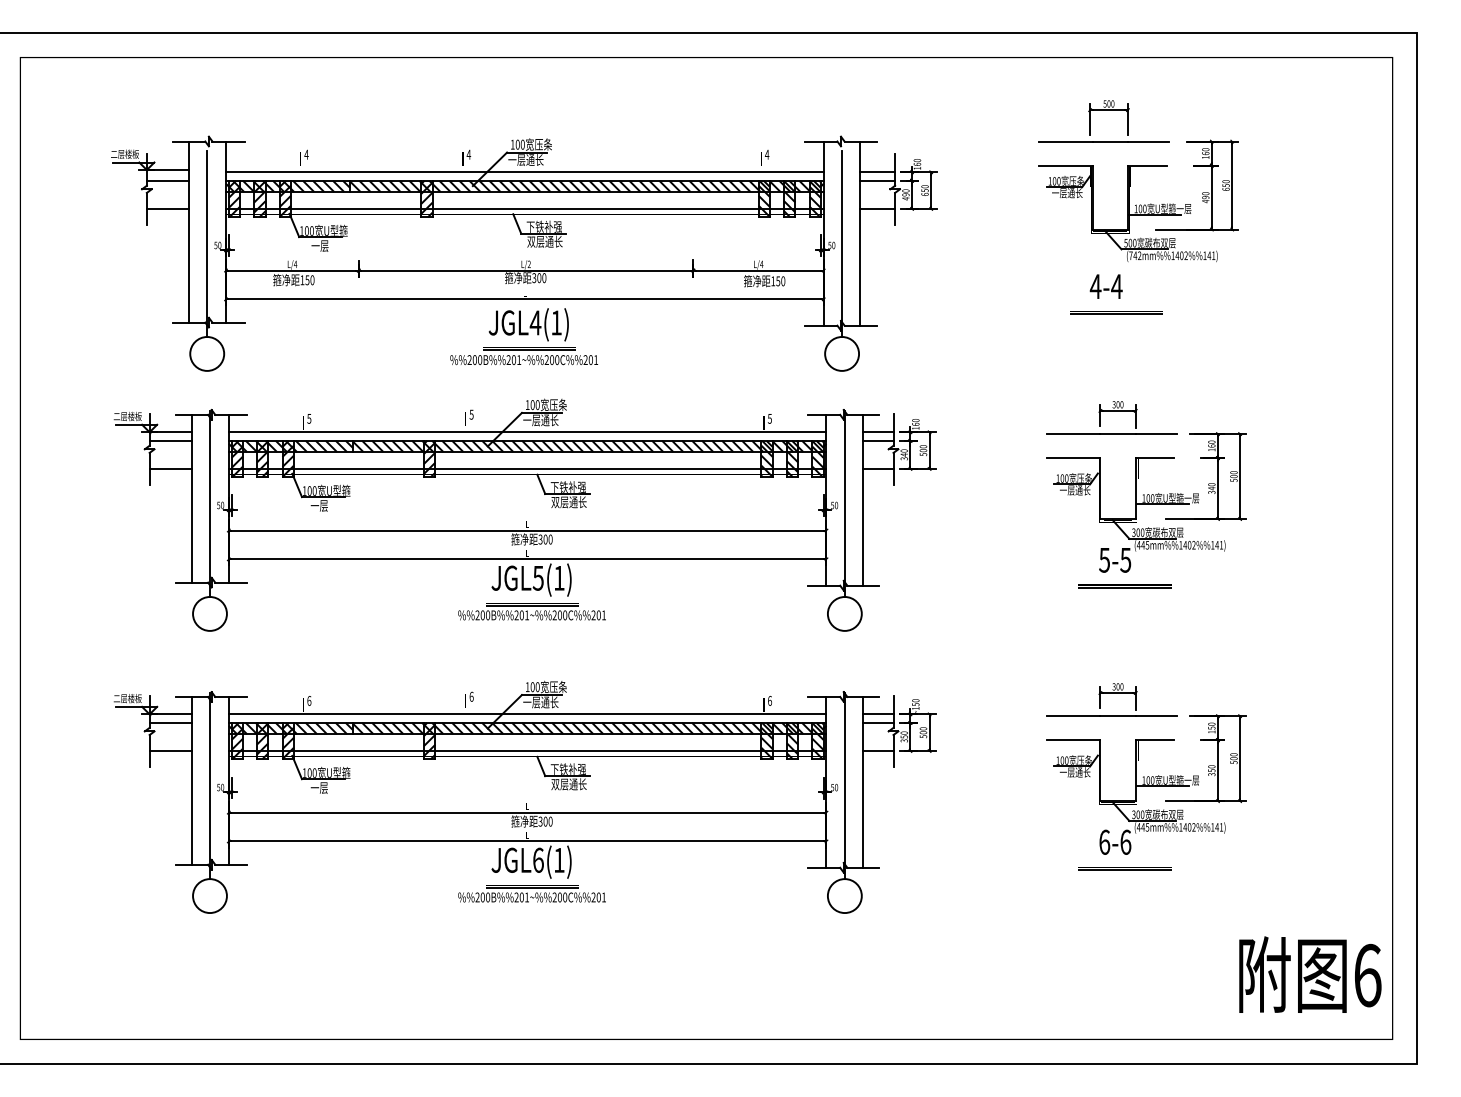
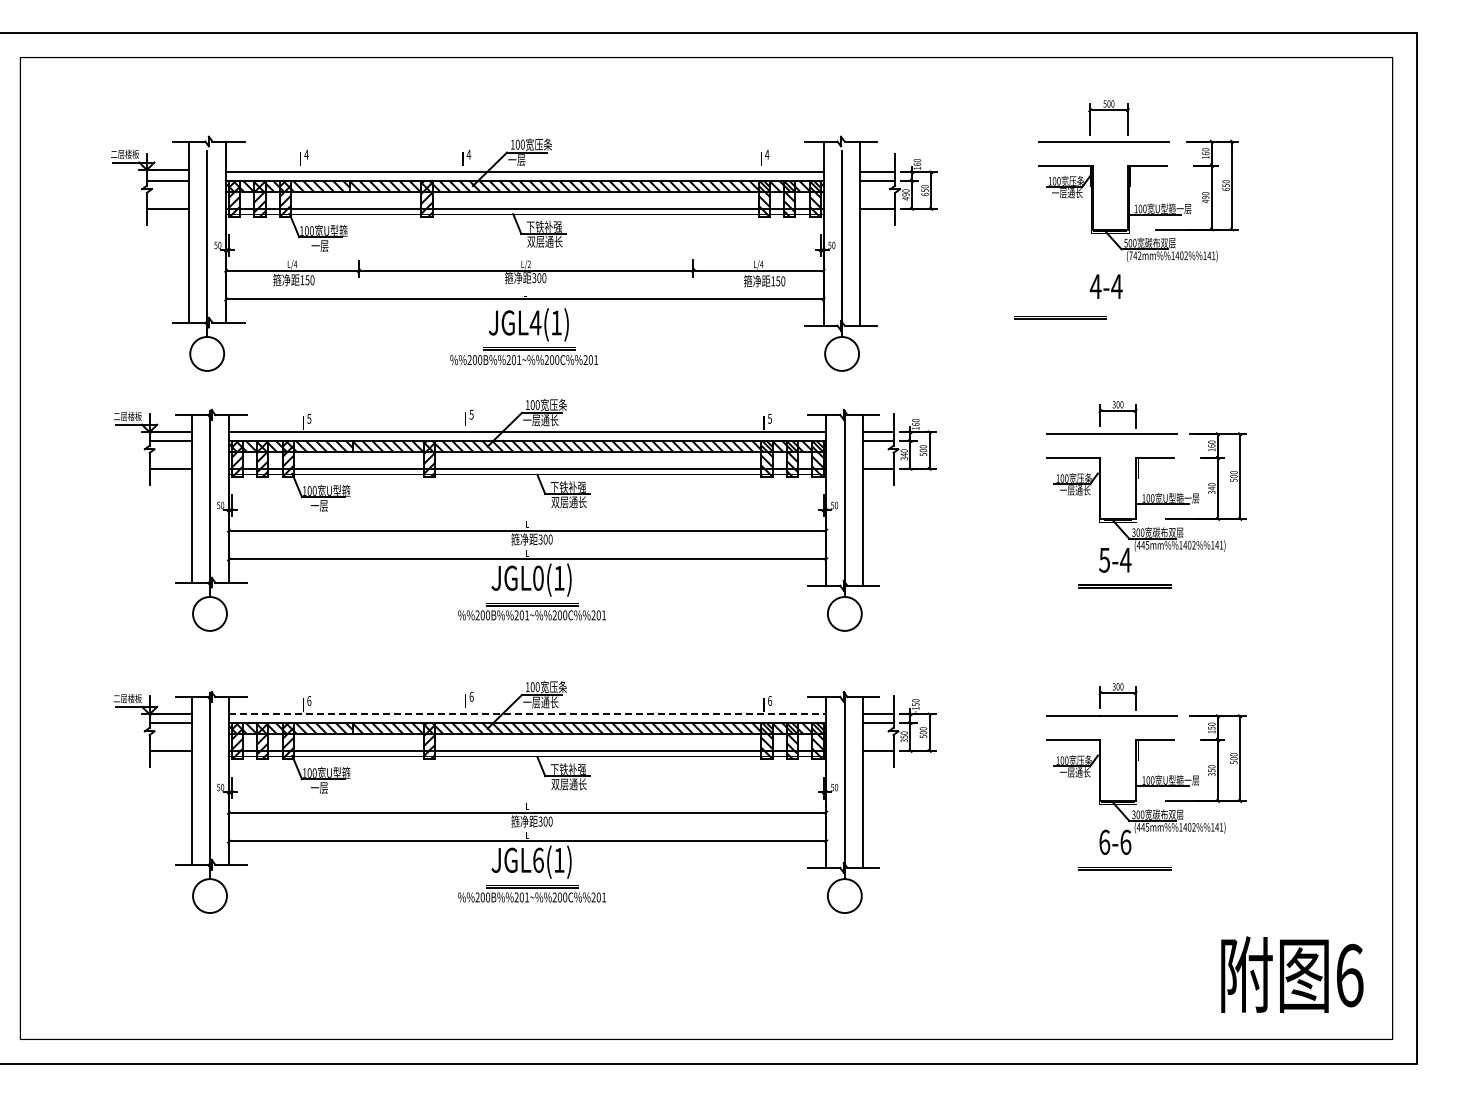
text: 一层通长 -> 一层 (534, 159)
line position: (1116, 311) -> (1060, 316) (1060, 316)
text: 5-5 -> 5-4 (1125, 560)
text: JGL5(1) -> JGL0(1) (537, 577)
line: solid -> dashed (527, 714)
text position: (1310, 974) -> (1292, 974) (1292, 974)
